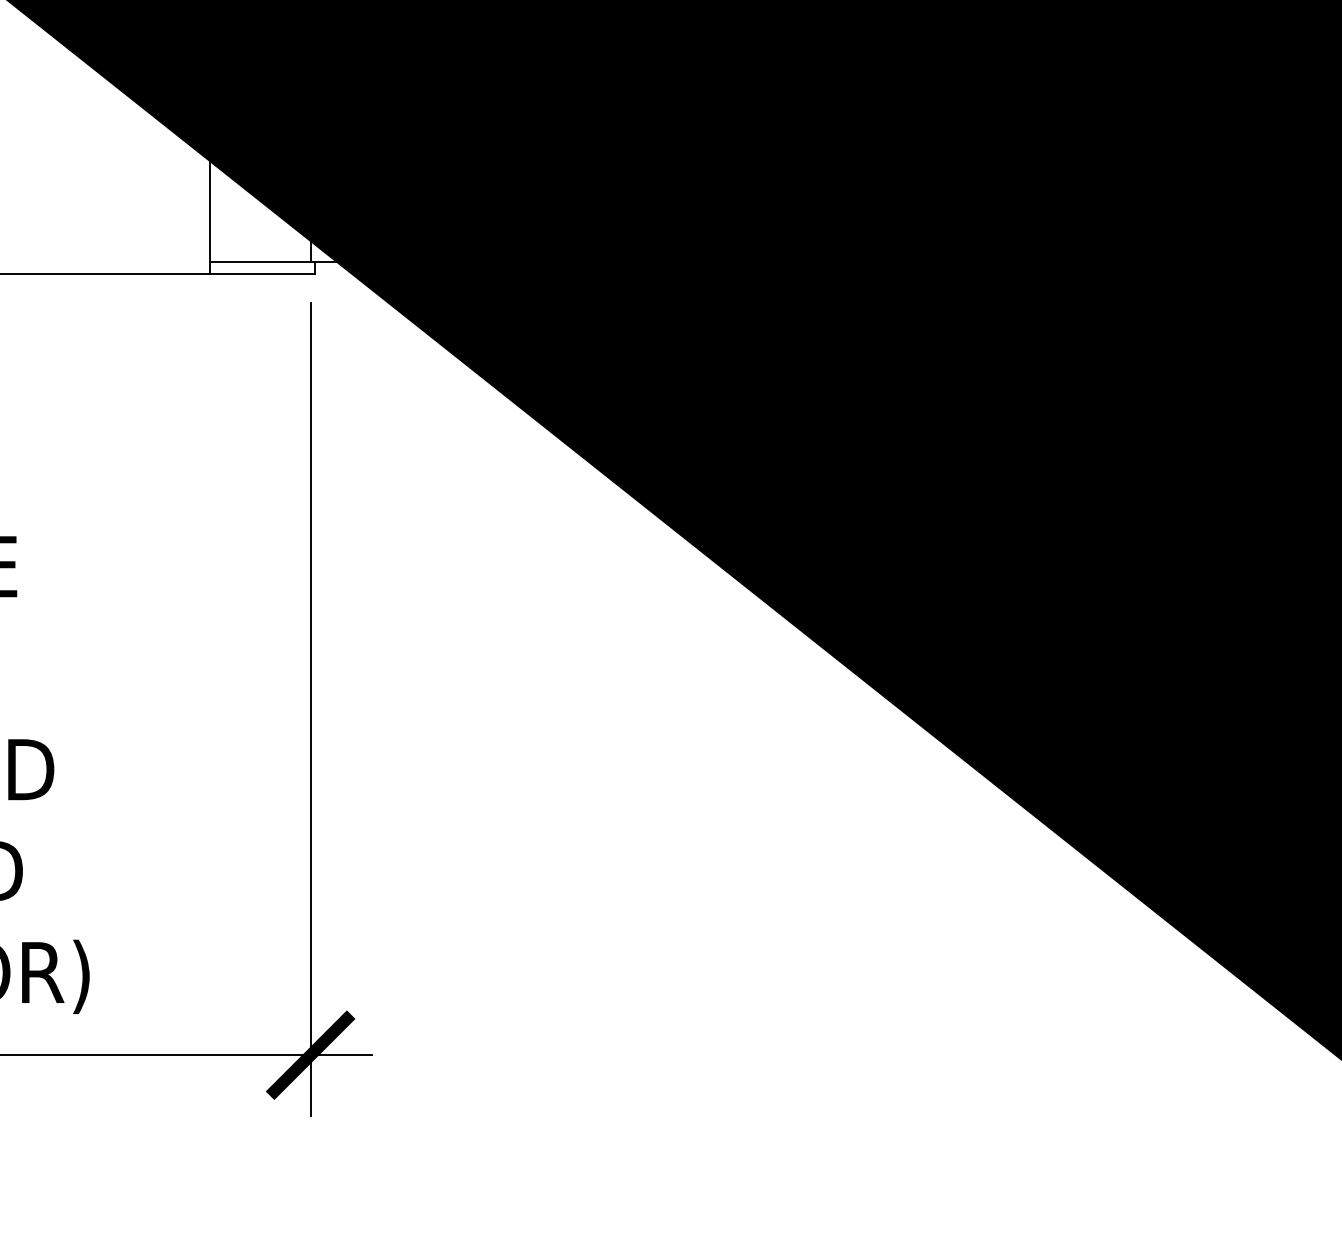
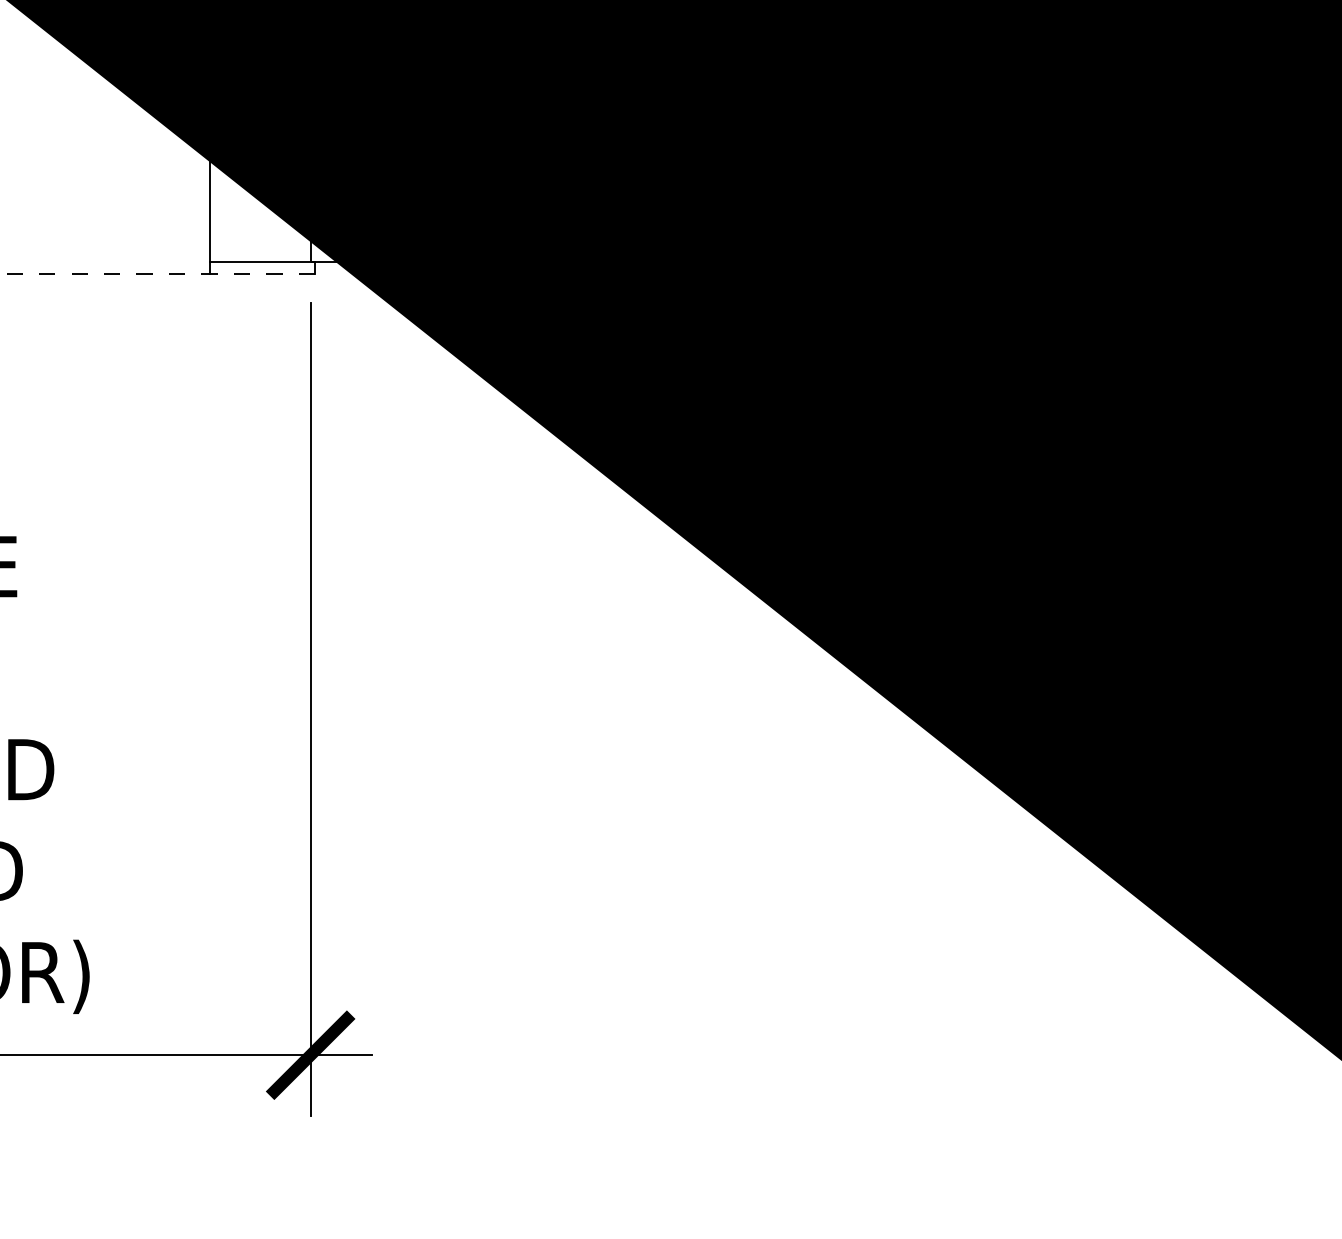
line: solid -> dashed (157, 273)
